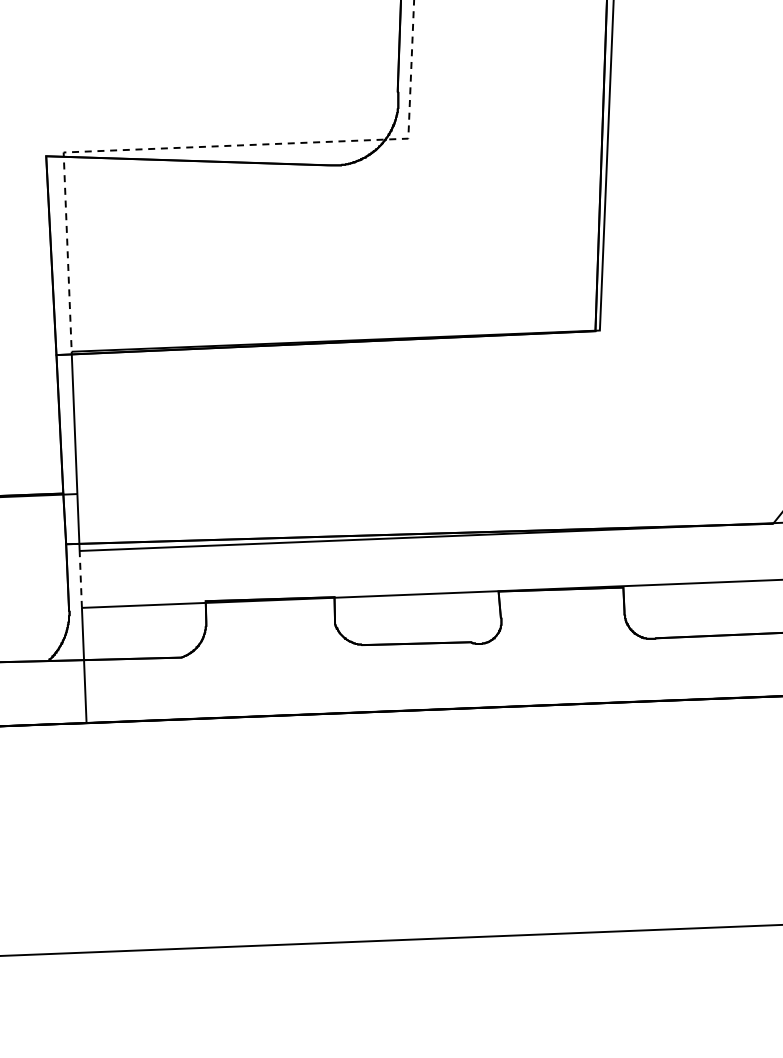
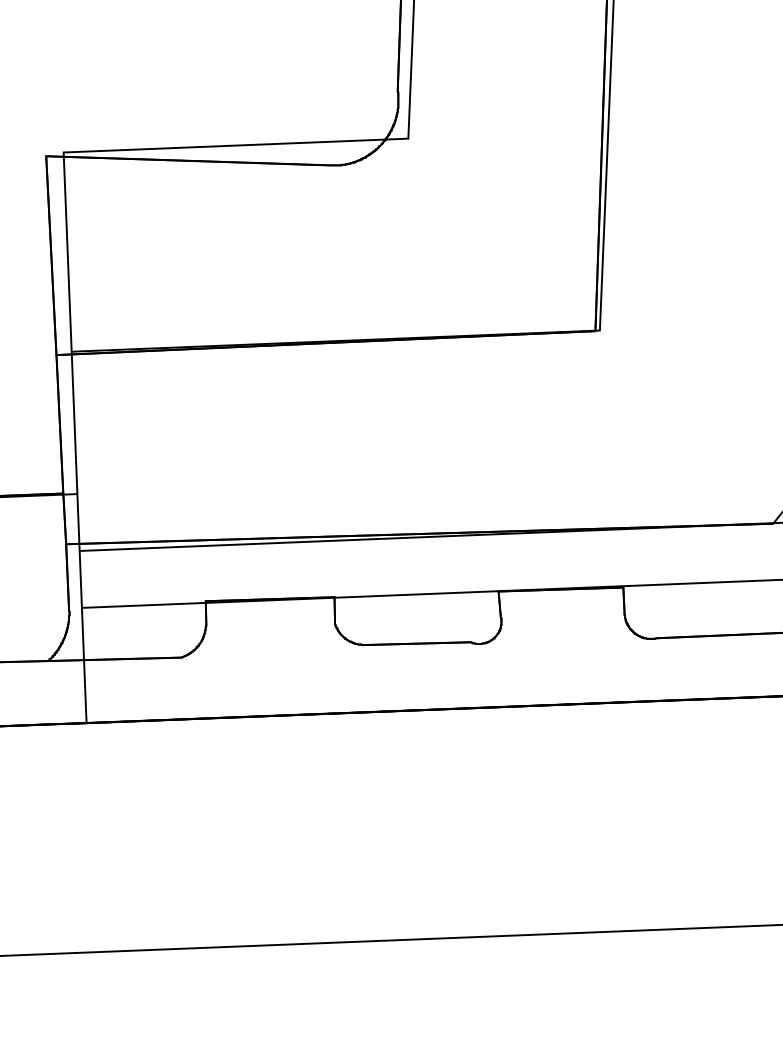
line: dashed -> solid (204, 146)
line: dashed -> solid (80, 578)
